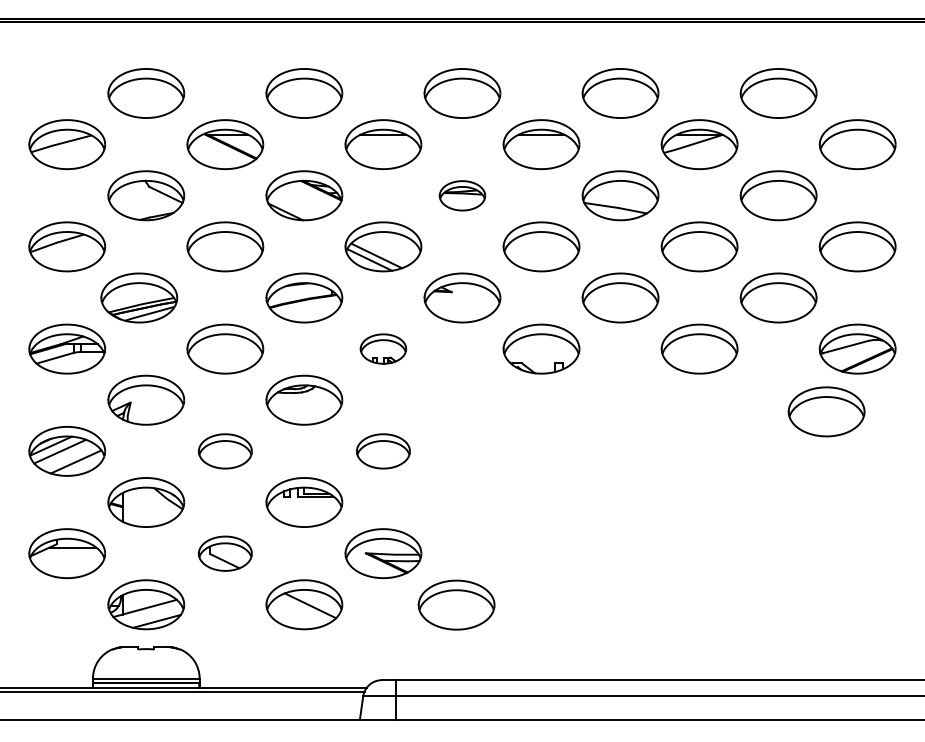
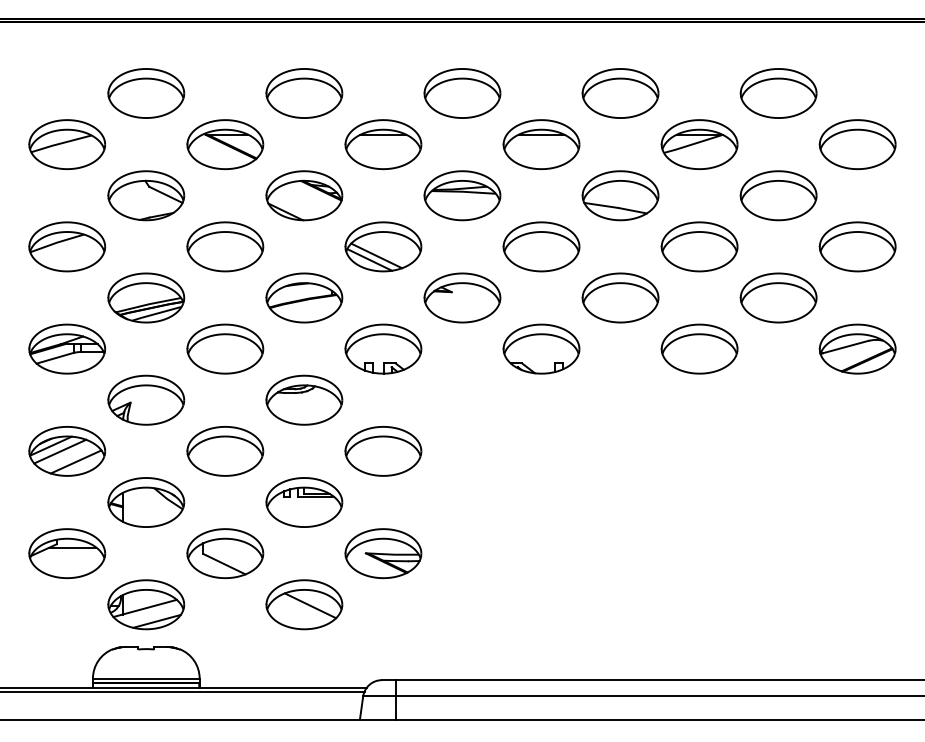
part size: 49x32 px -> 79x52 px (462, 195)
part position: (139, 297) -> (146, 297) (146, 297)
part size: 49x32 px -> 79x52 px (383, 348)
part: present -> none (826, 411)
part size: 56x37 px -> 79x51 px (225, 451)
part size: 55x37 px -> 79x51 px (383, 451)
part size: 56x37 px -> 79x52 px (225, 553)
part: present -> none (456, 604)
